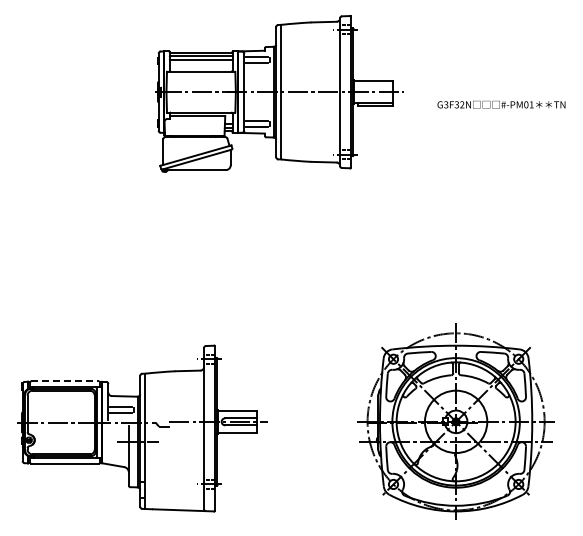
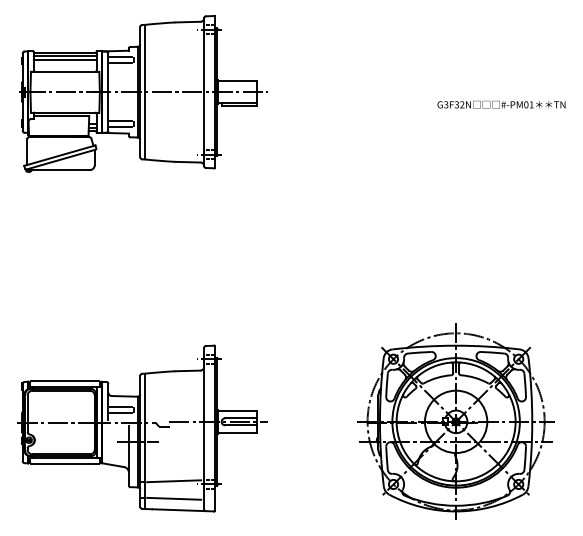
part position: (279, 93) -> (143, 93) (143, 93)
line: dashed -> solid (65, 381)
line: none -> present (174, 481)
line: none -> present (174, 498)
